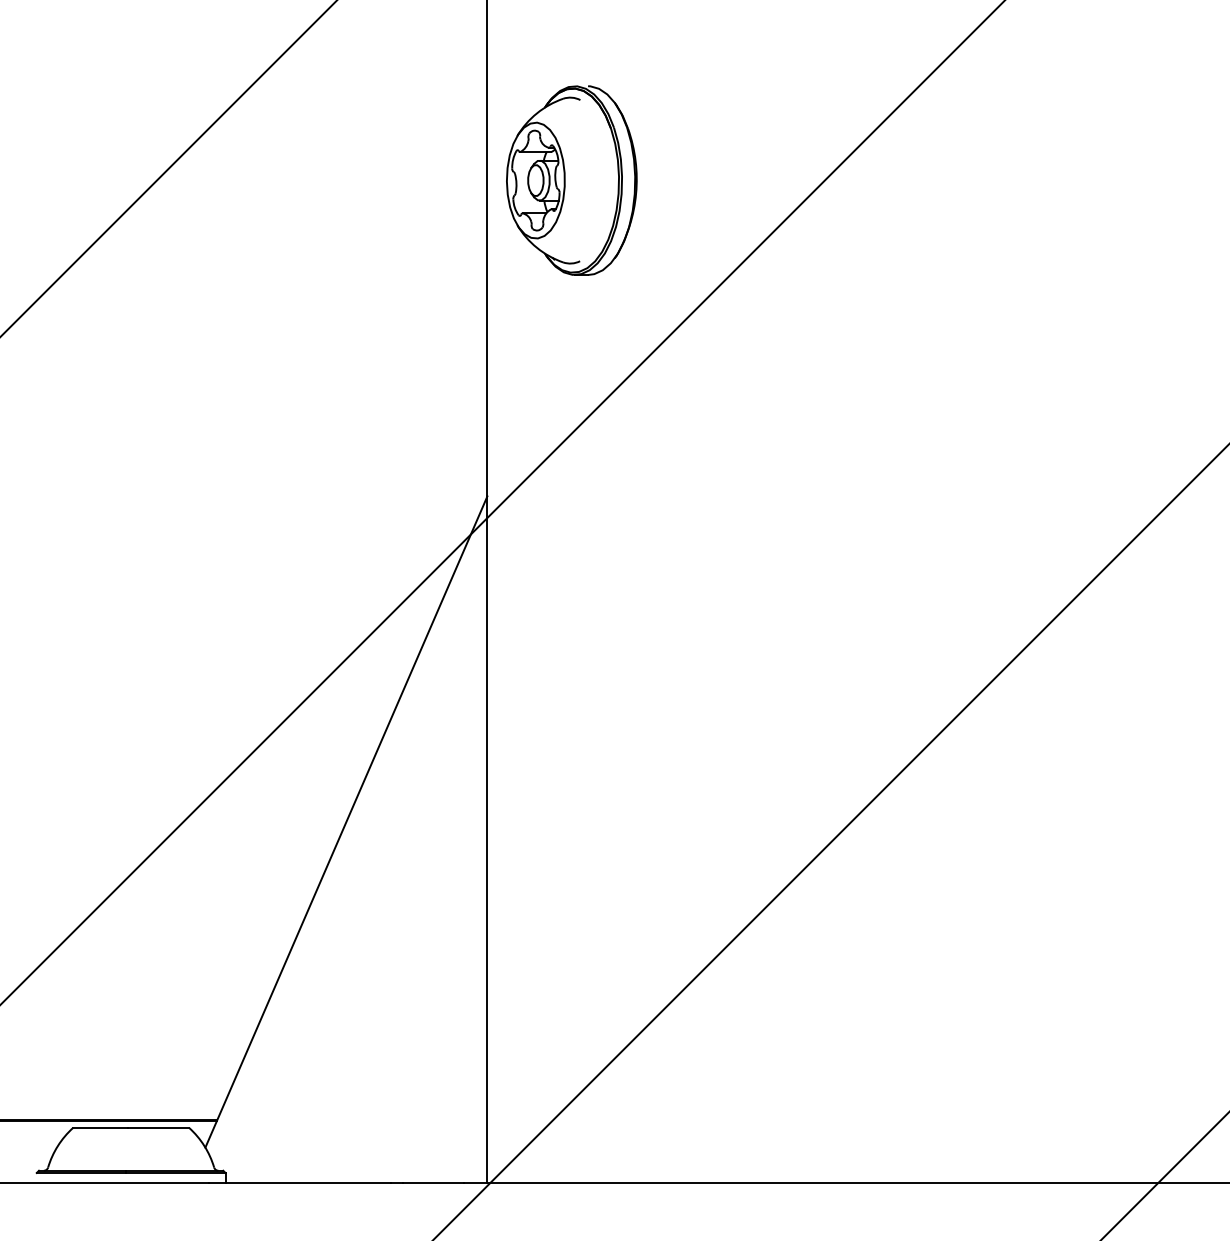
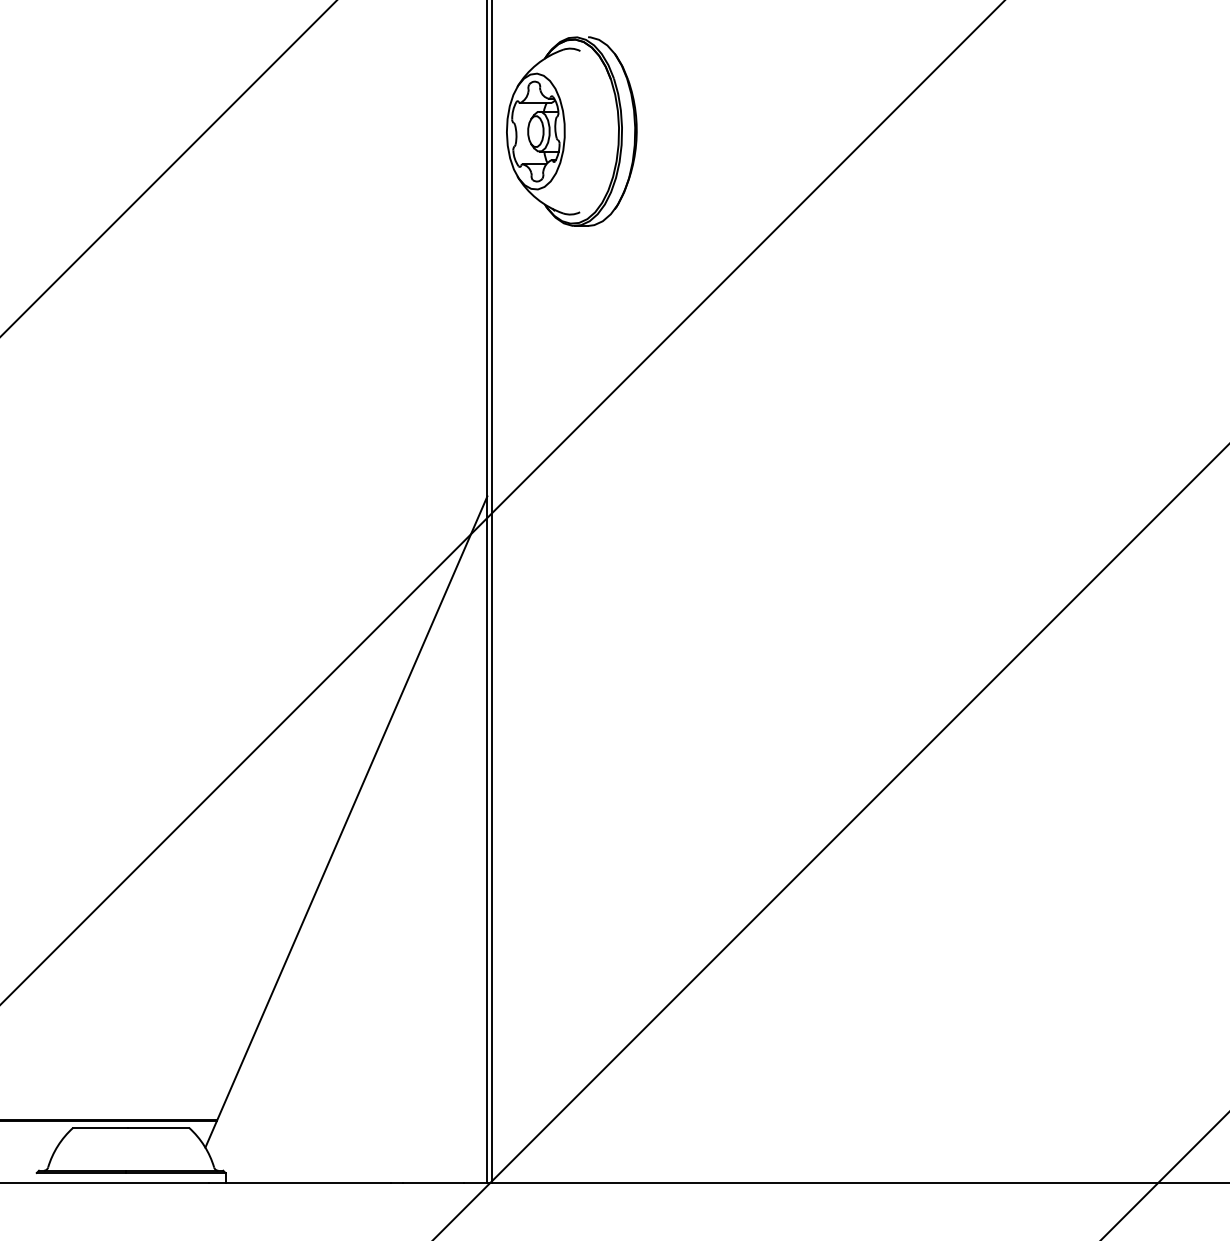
part position: (571, 180) -> (571, 131) (571, 131)
line: none -> present (491, 592)
